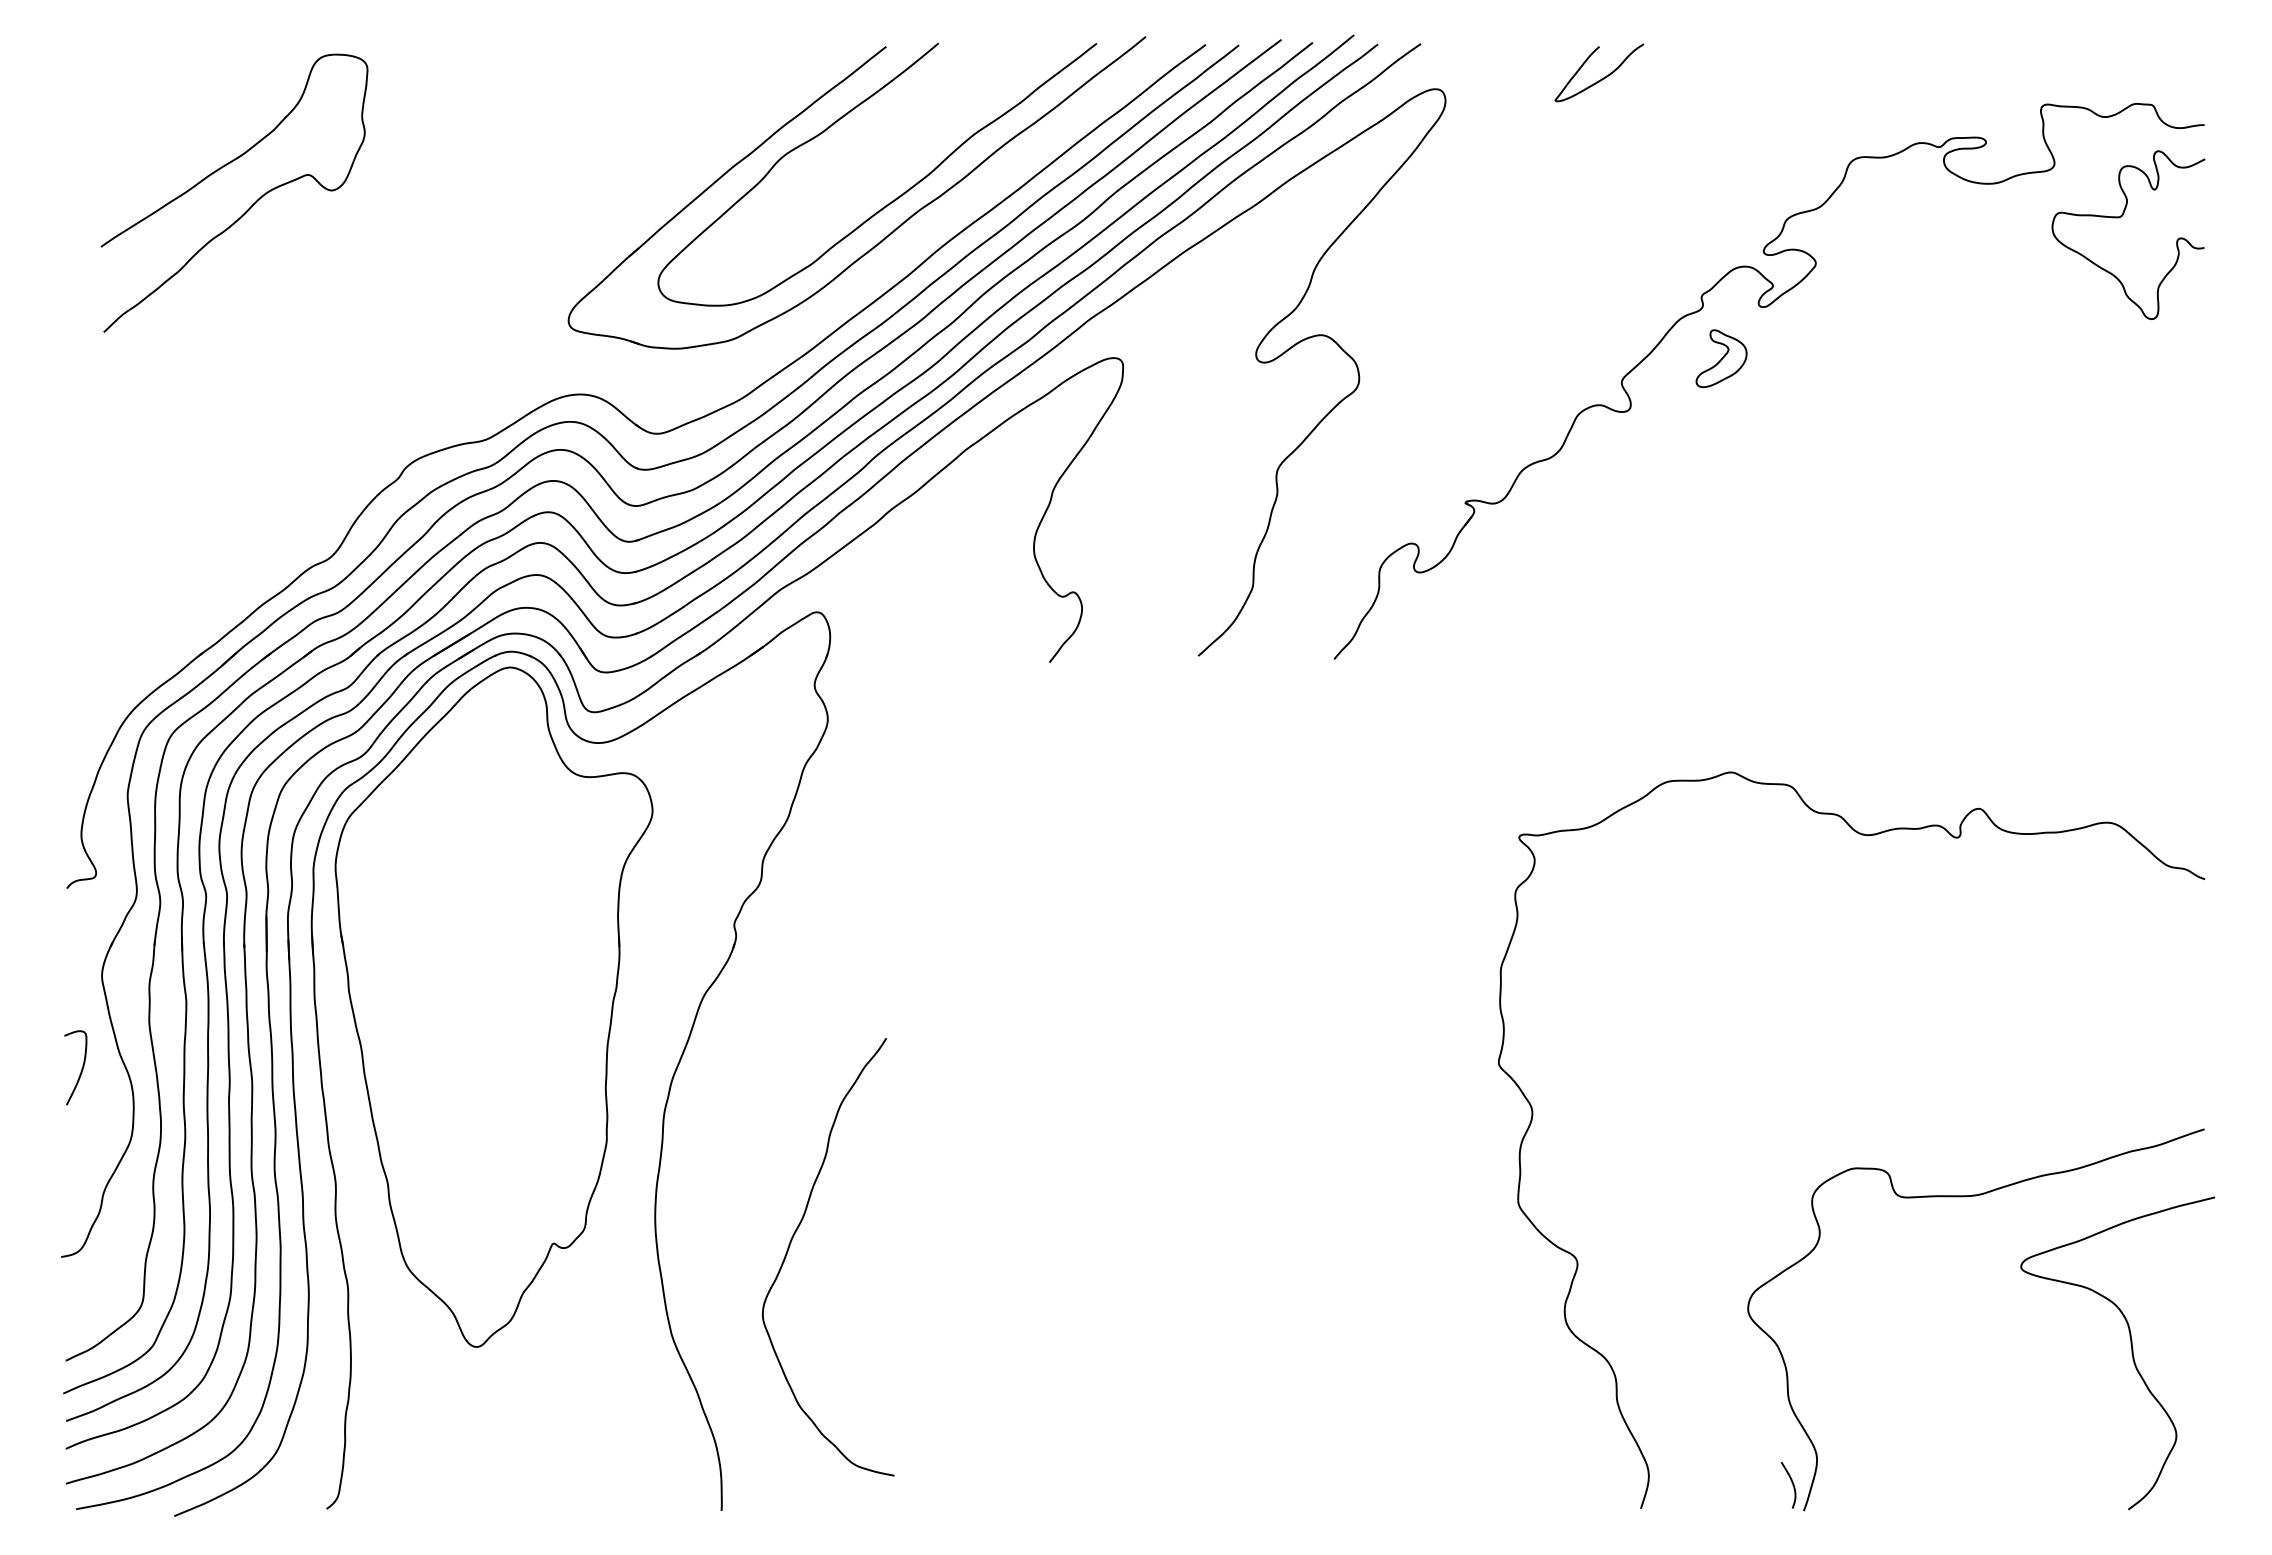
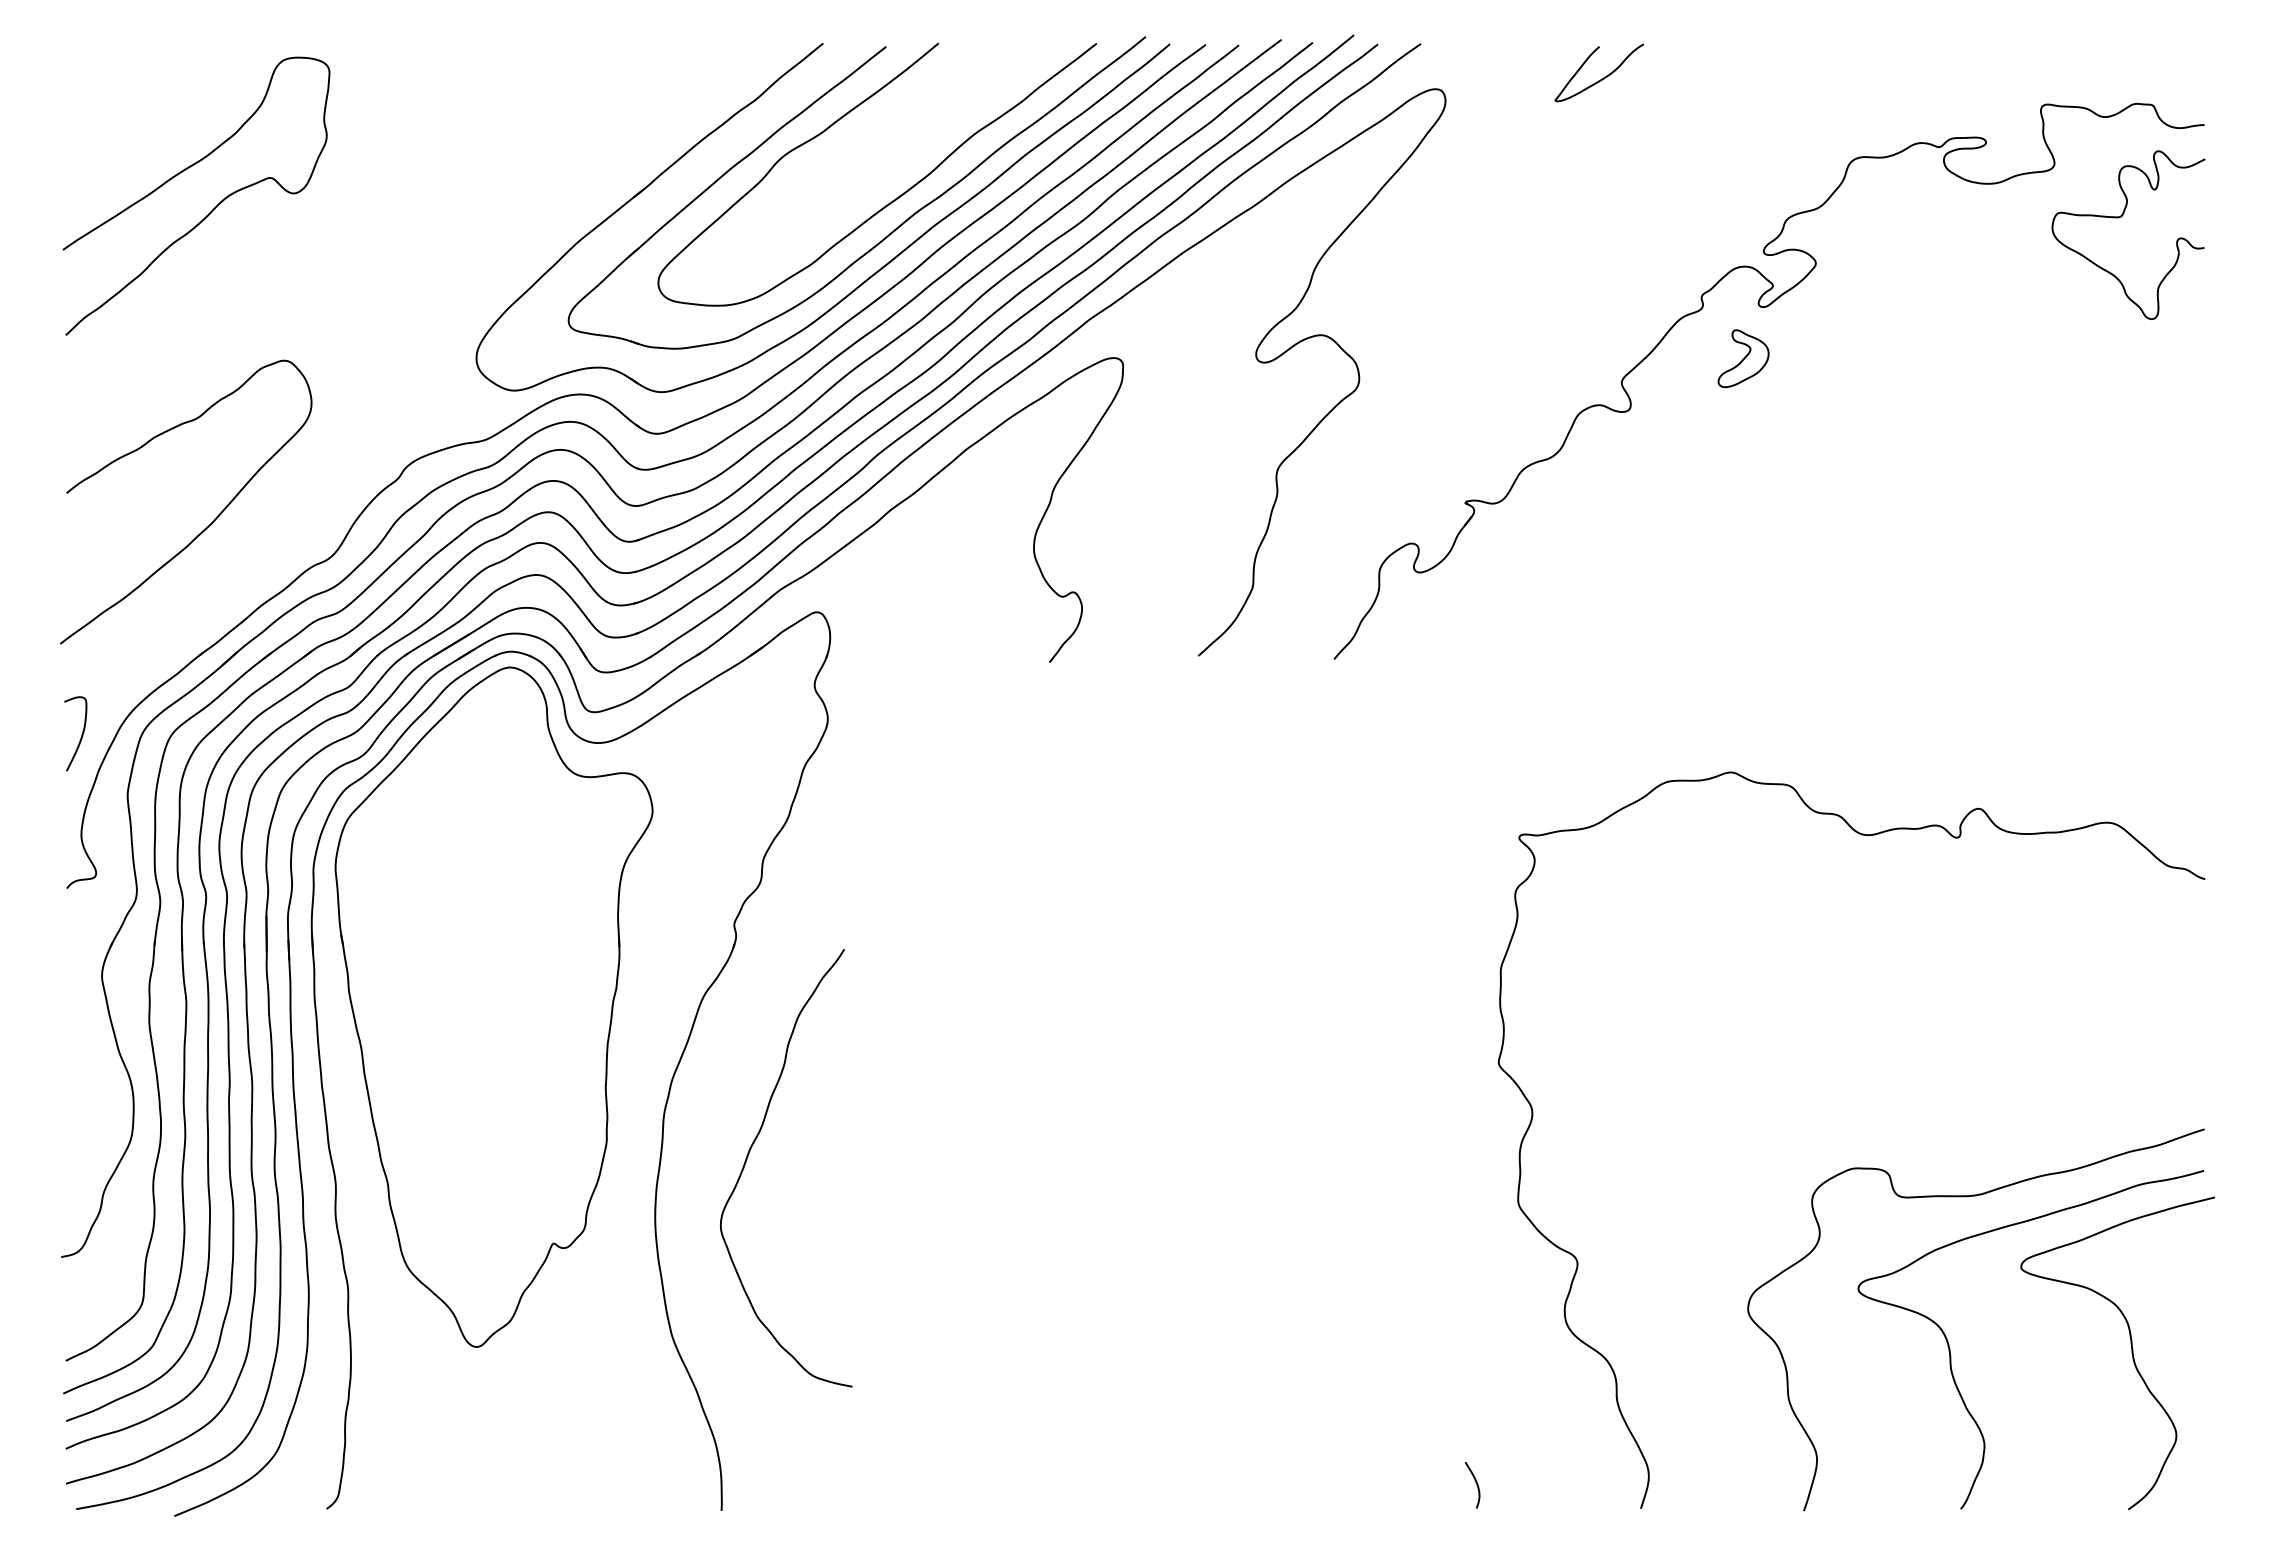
curve position: (249, 207) -> (211, 210) (211, 210)
part: none -> present (869, 276)
part position: (1721, 358) -> (1743, 358) (1743, 358)
curve: none -> present (204, 528)
curve position: (81, 1068) -> (81, 734) (81, 734)
curve position: (791, 1243) -> (749, 1154) (749, 1154)
curve: none -> present (1950, 1348)
curve position: (1792, 1485) -> (1476, 1485) (1476, 1485)
